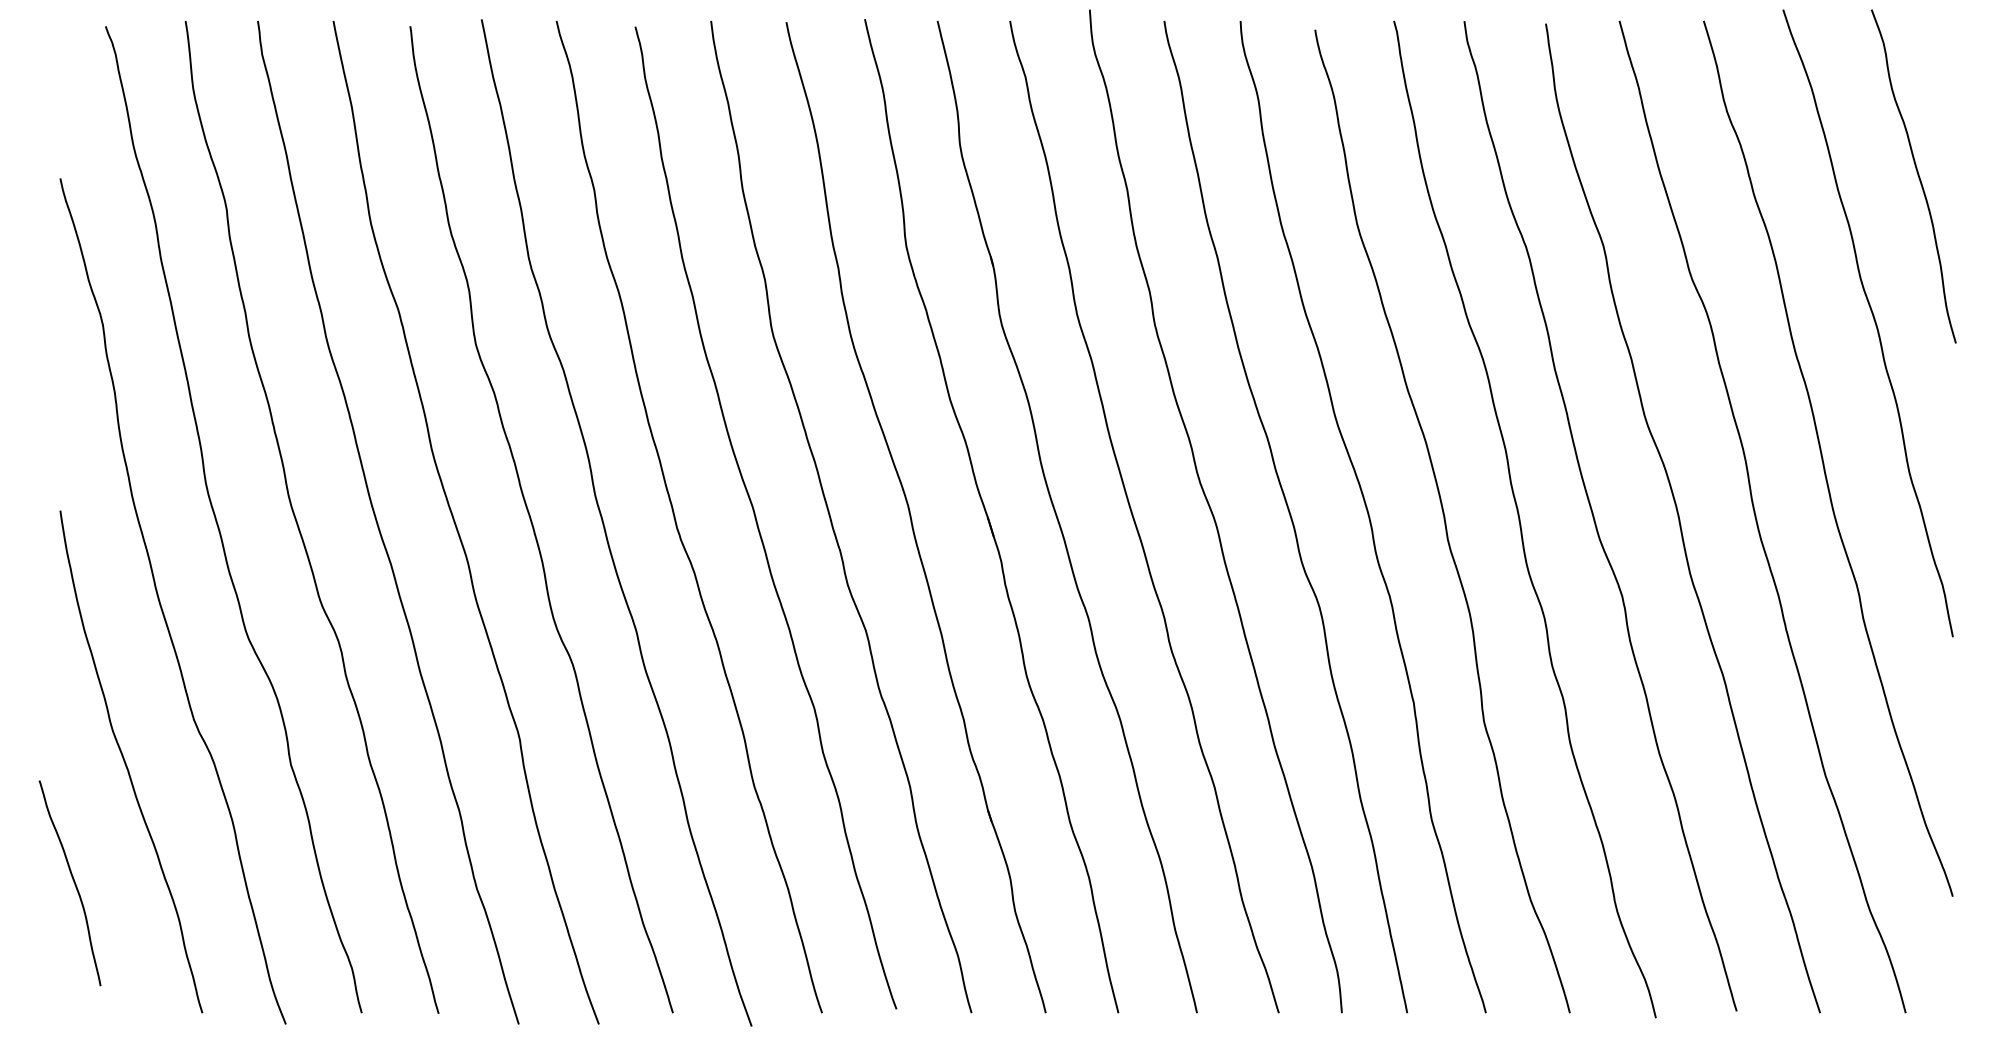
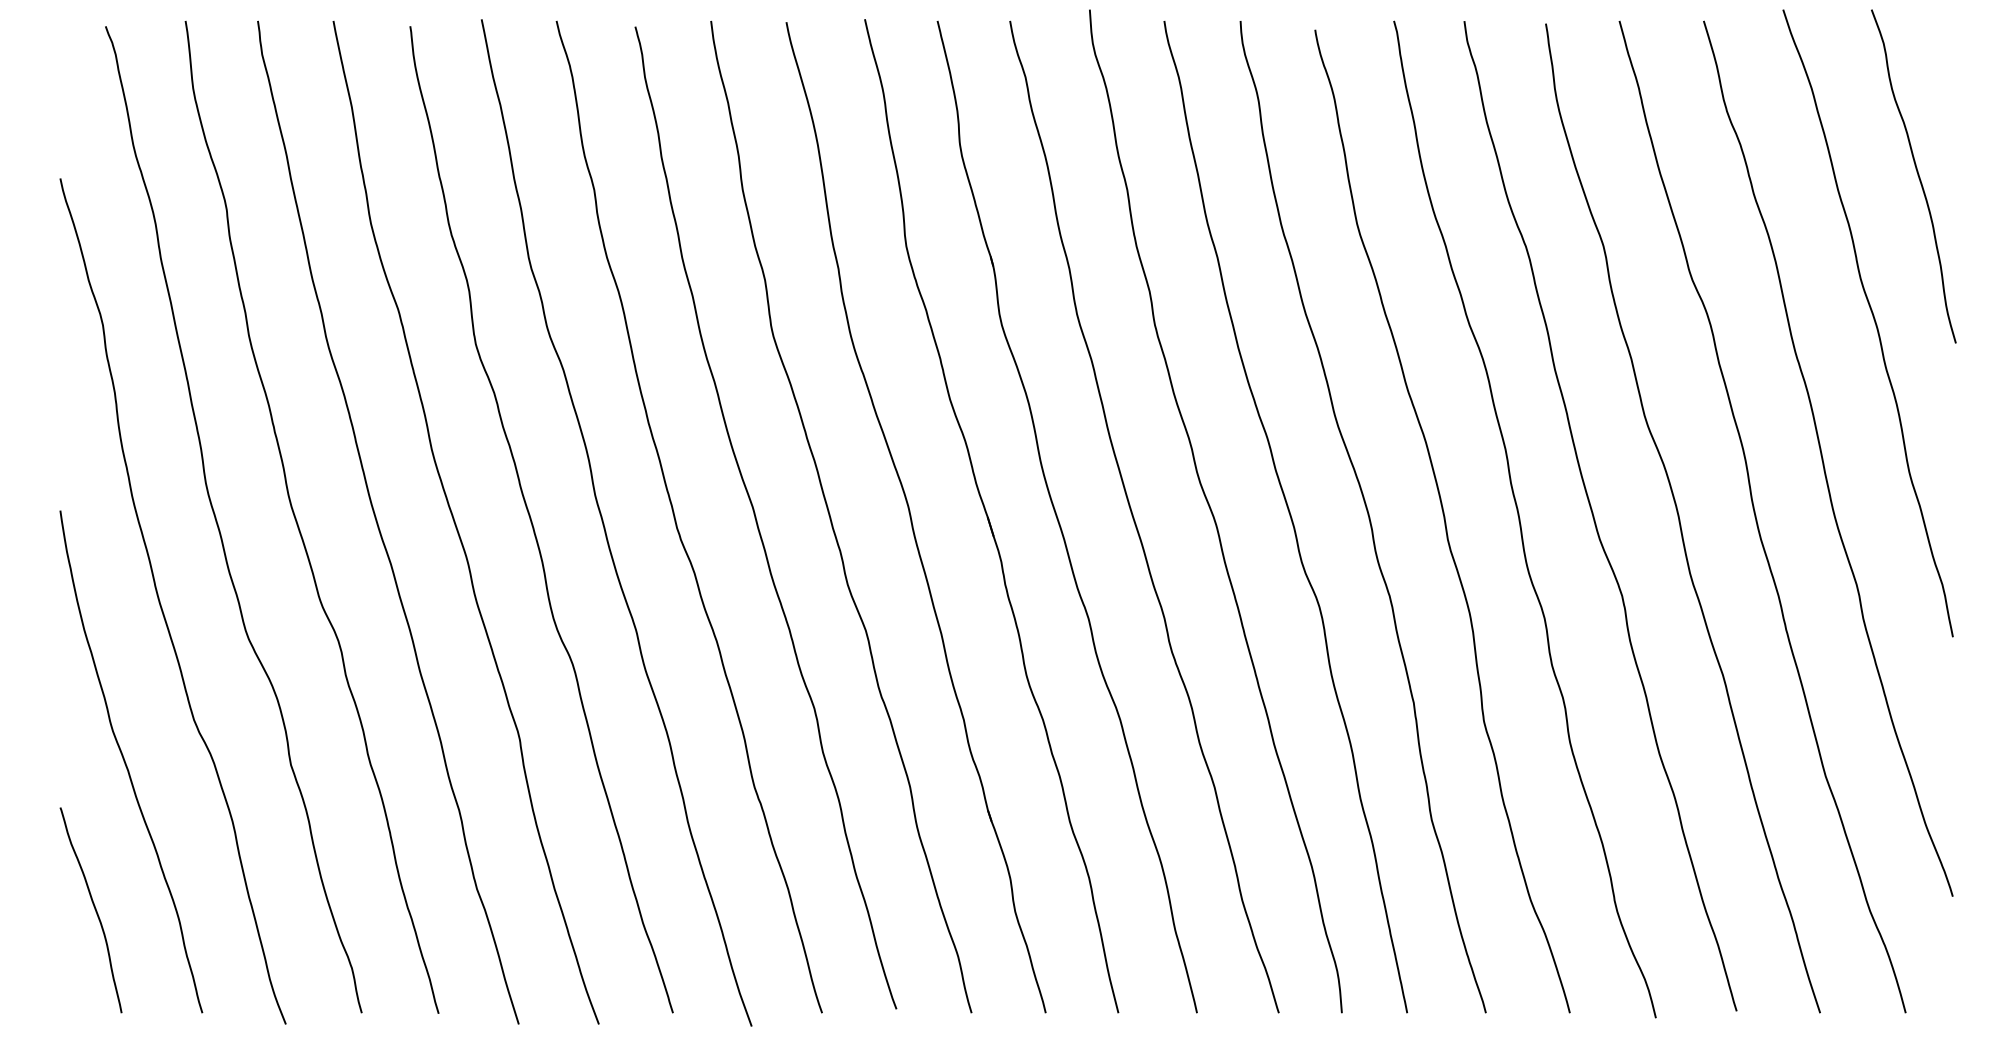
curve position: (73, 882) -> (94, 909) (94, 909)
